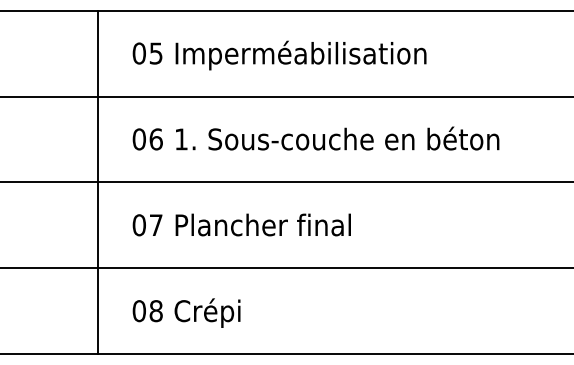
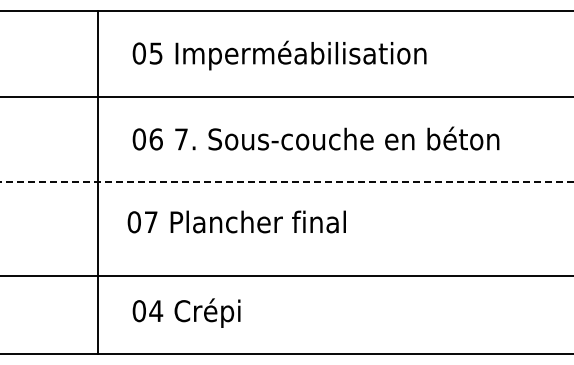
text: 1. -> 7. (181, 139)
line: solid -> dashed (286, 182)
text position: (241, 224) -> (236, 221) (236, 221)
line position: (286, 268) -> (286, 276) (286, 276)
text: 08 -> 04 (156, 311)
